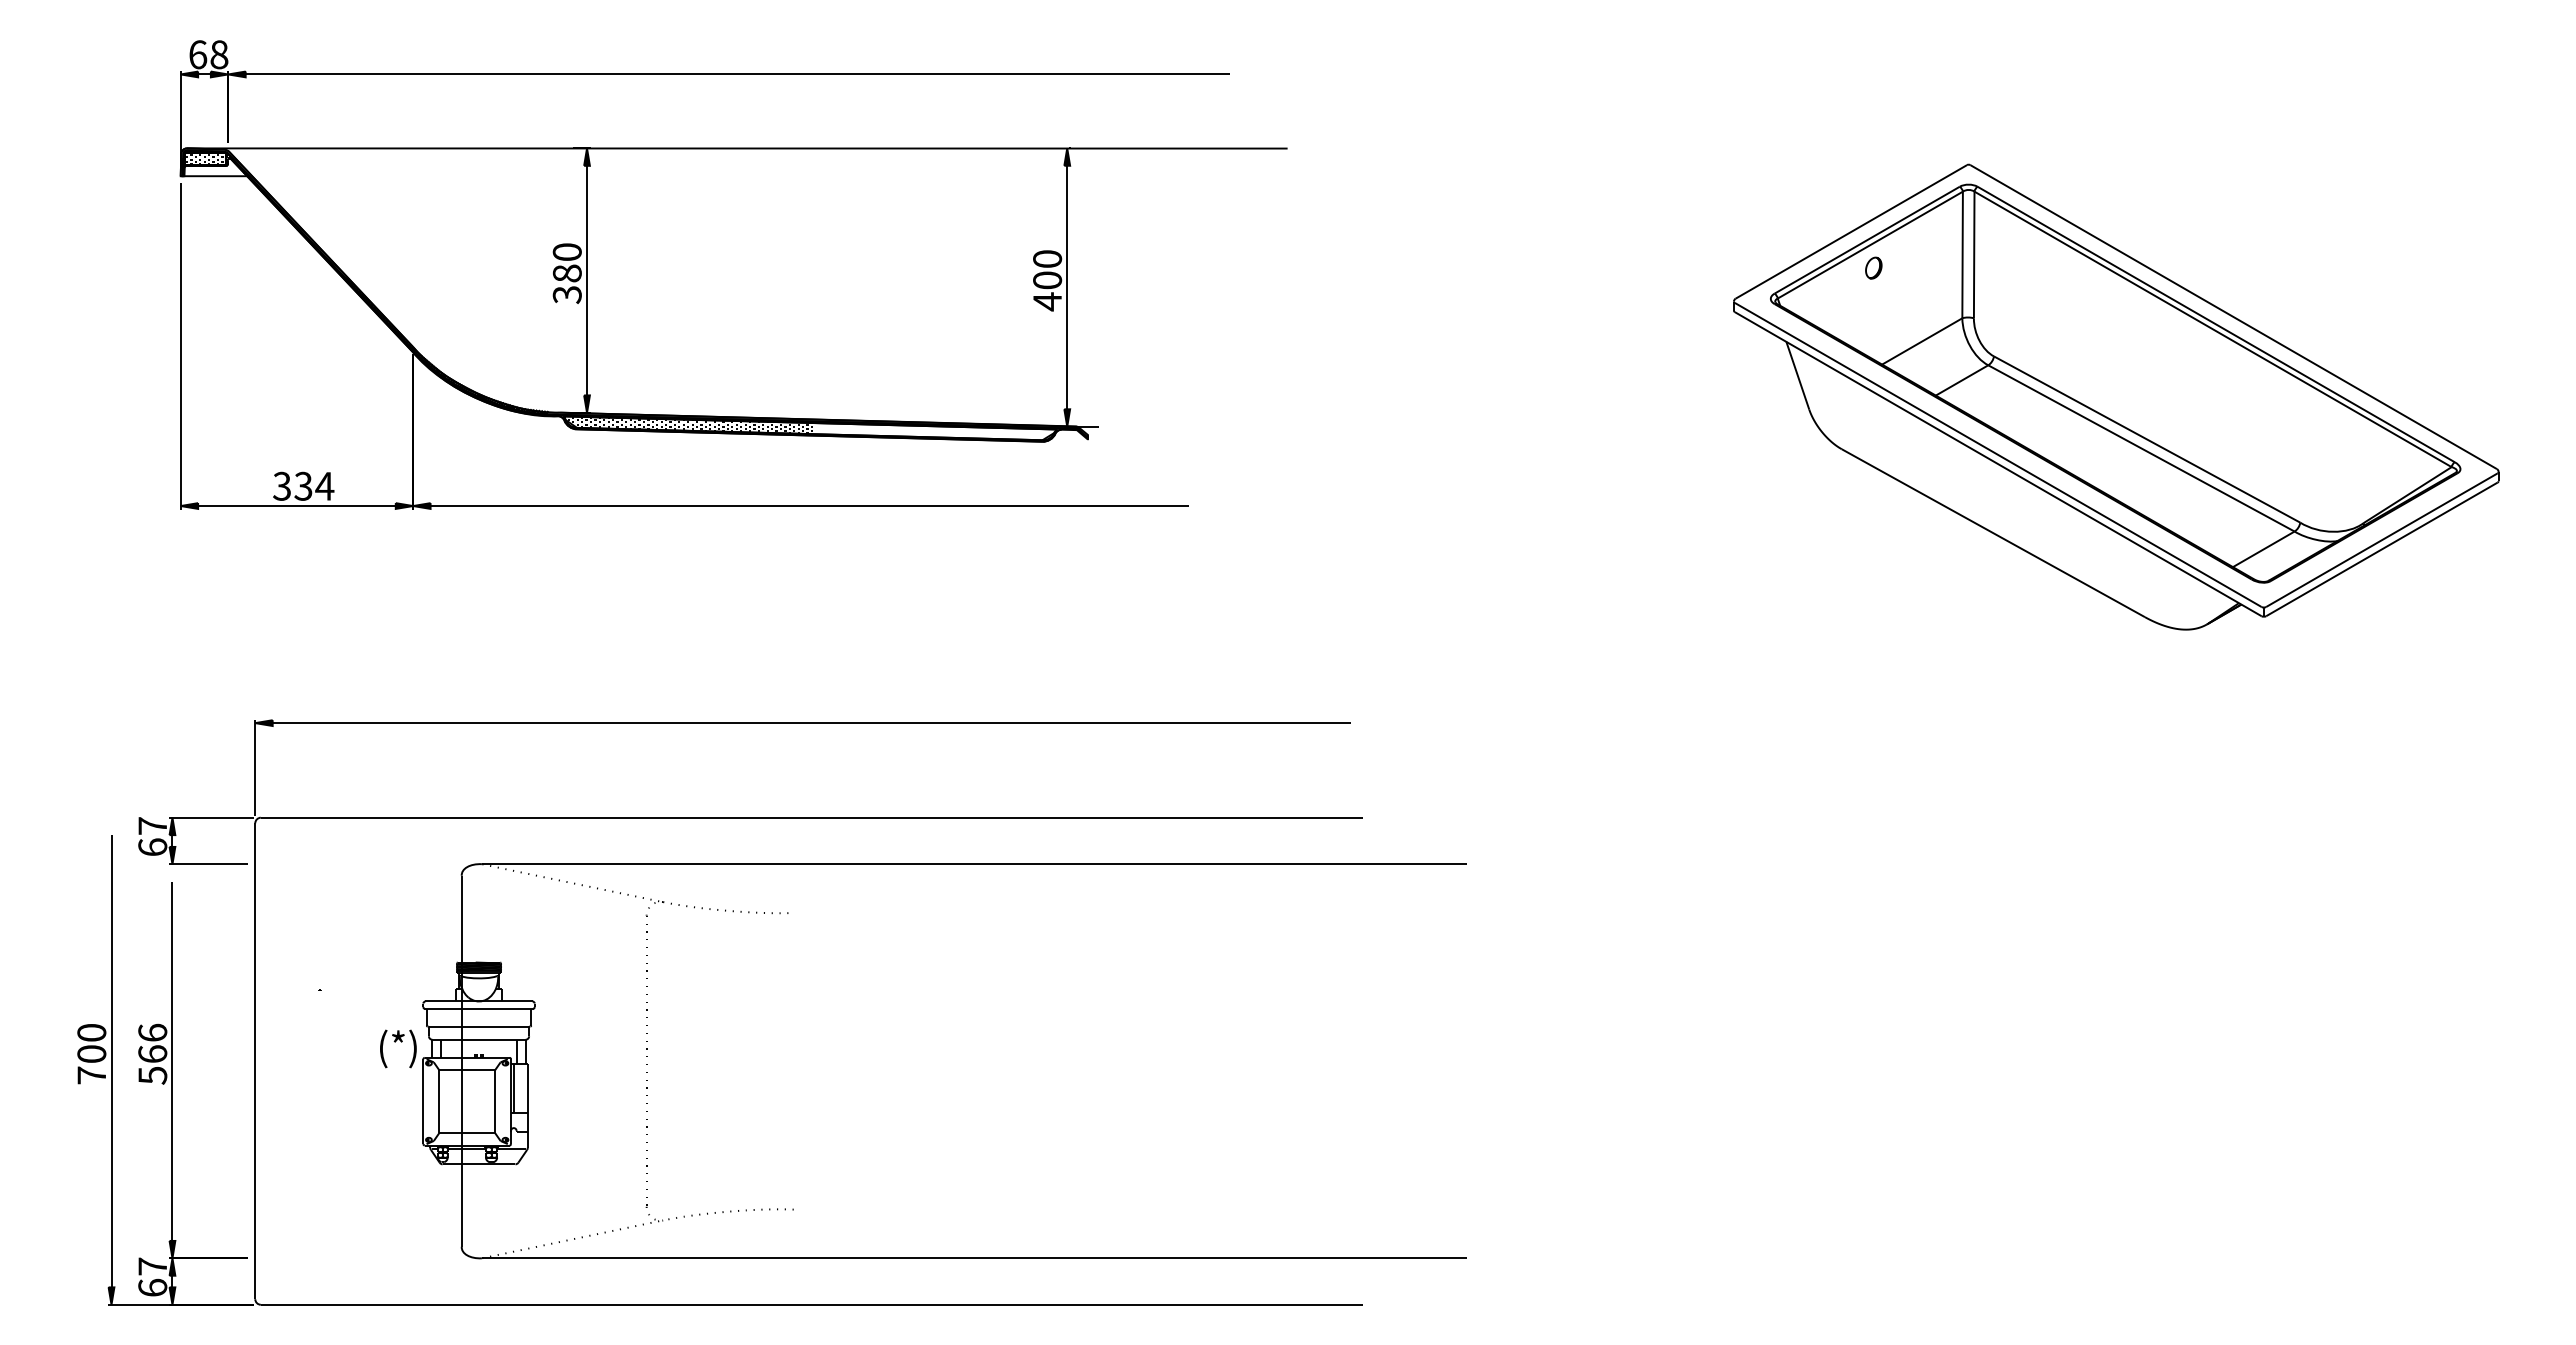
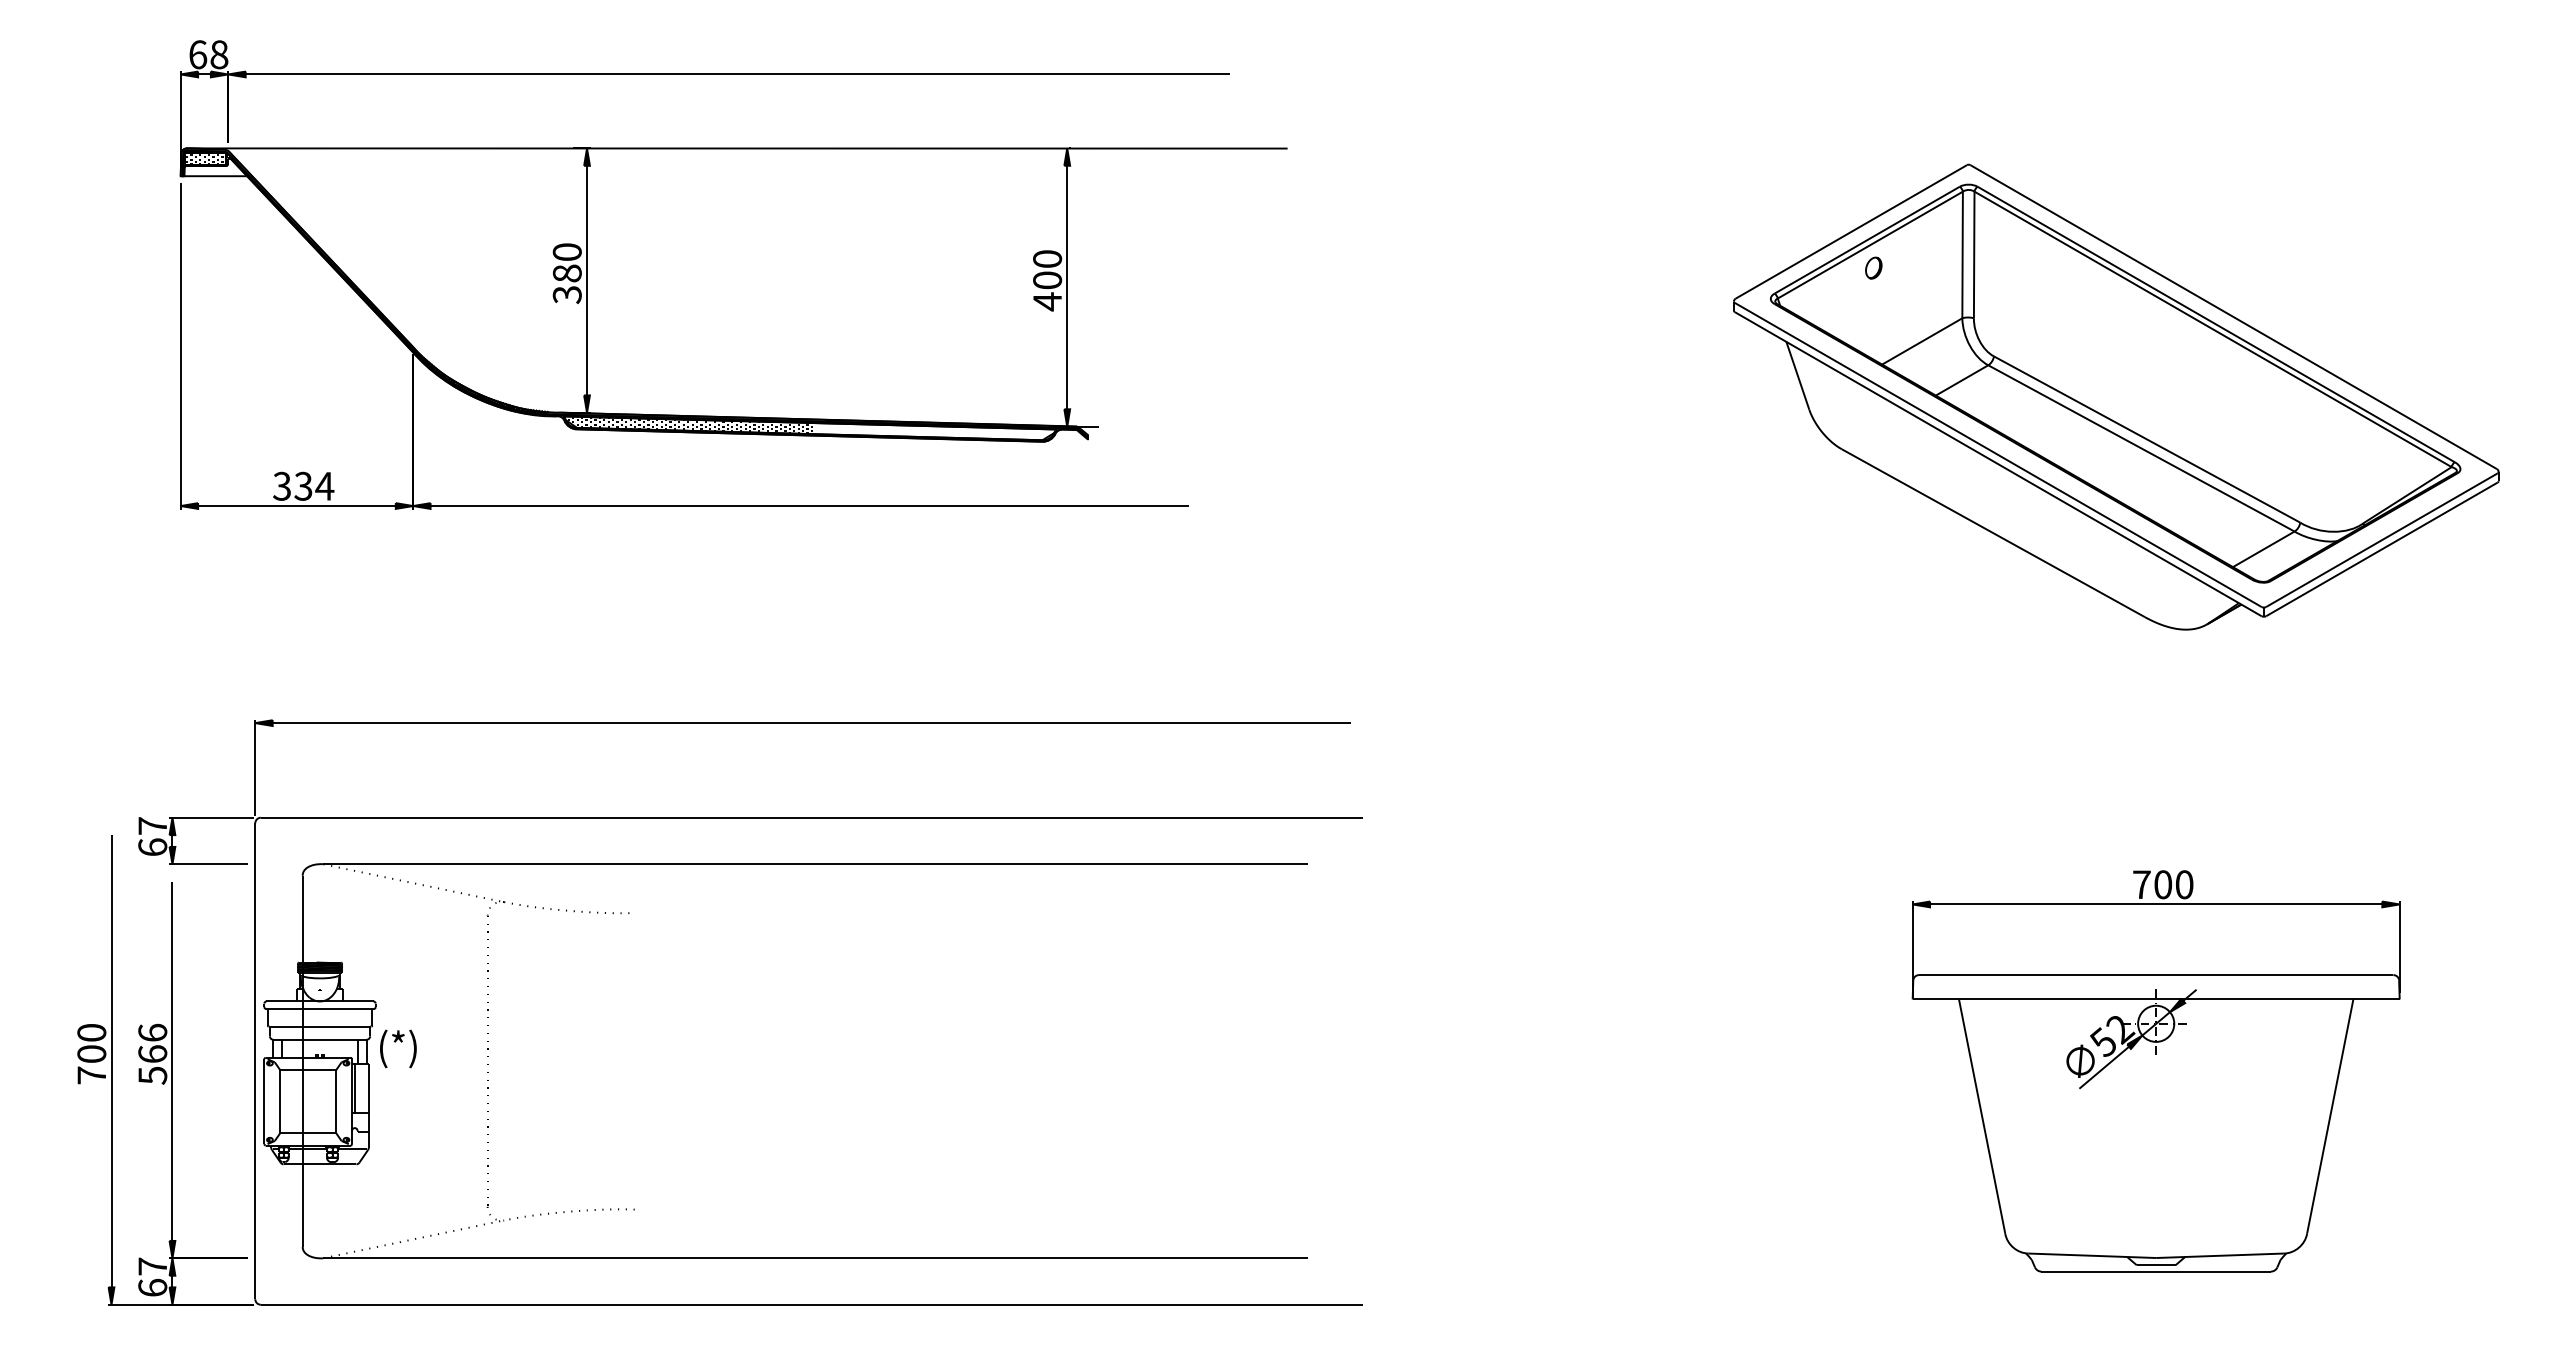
part: none -> present (2155, 1071)
part position: (944, 1257) -> (785, 1257) (785, 1257)
